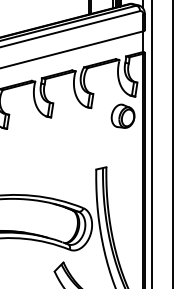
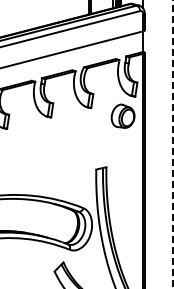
line: present -> none (151, 143)
line: solid -> dashed (173, 144)
